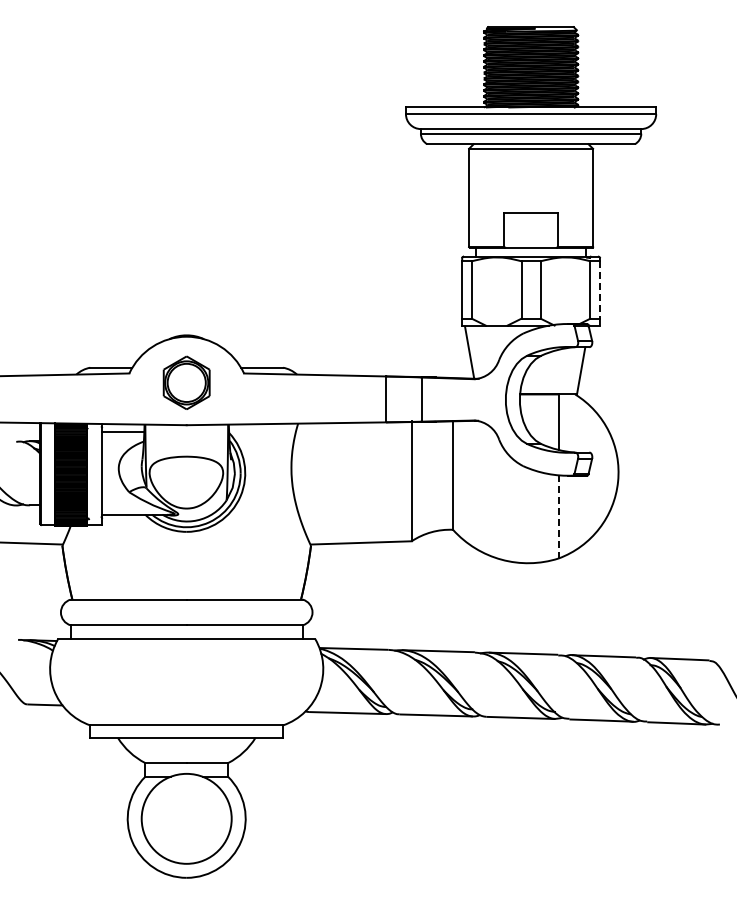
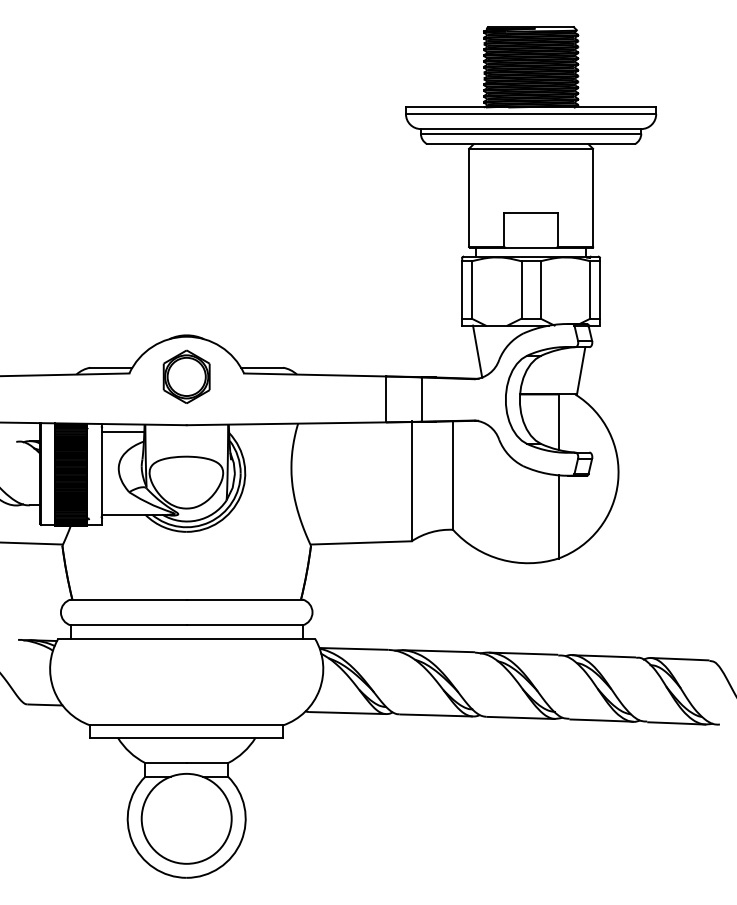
line: dashed -> solid (599, 290)
line position: (469, 352) -> (477, 351) (477, 351)
part position: (186, 382) -> (186, 376) (186, 376)
line: dashed -> solid (558, 516)
